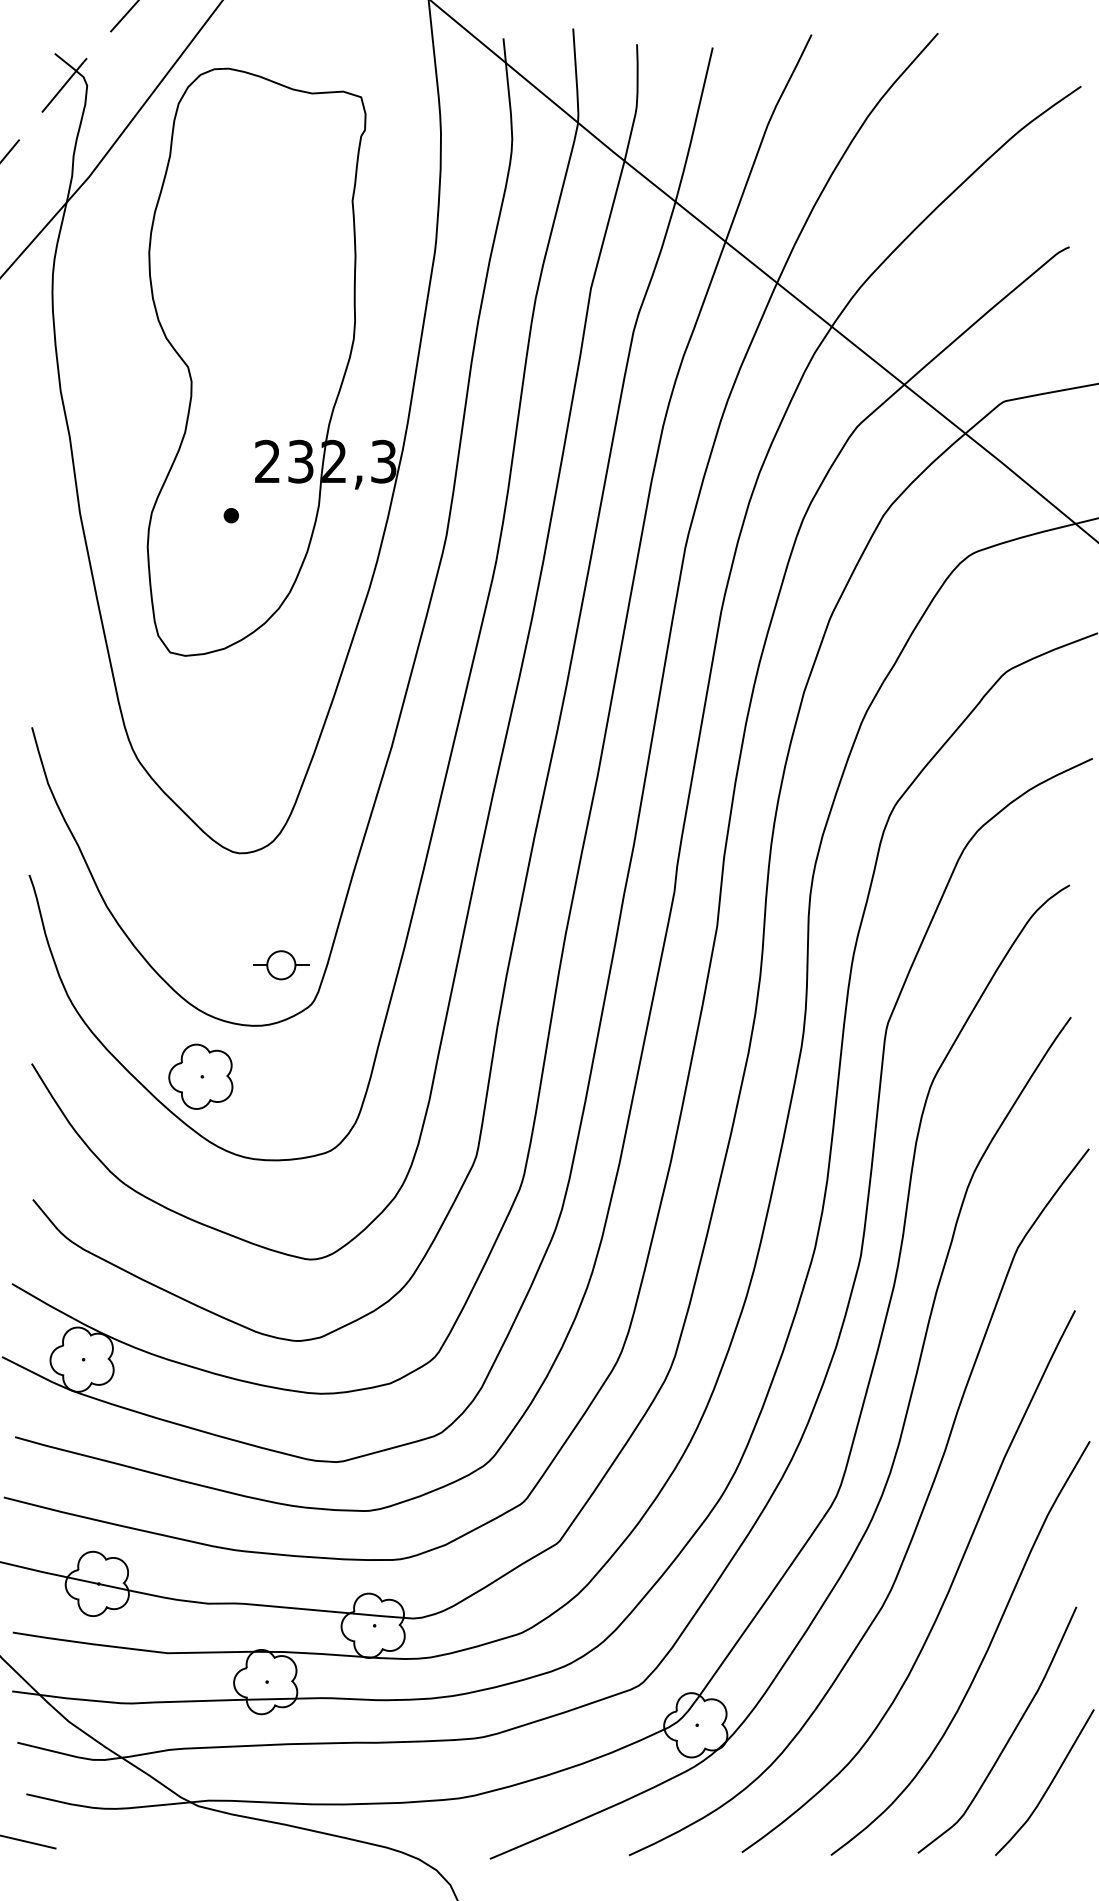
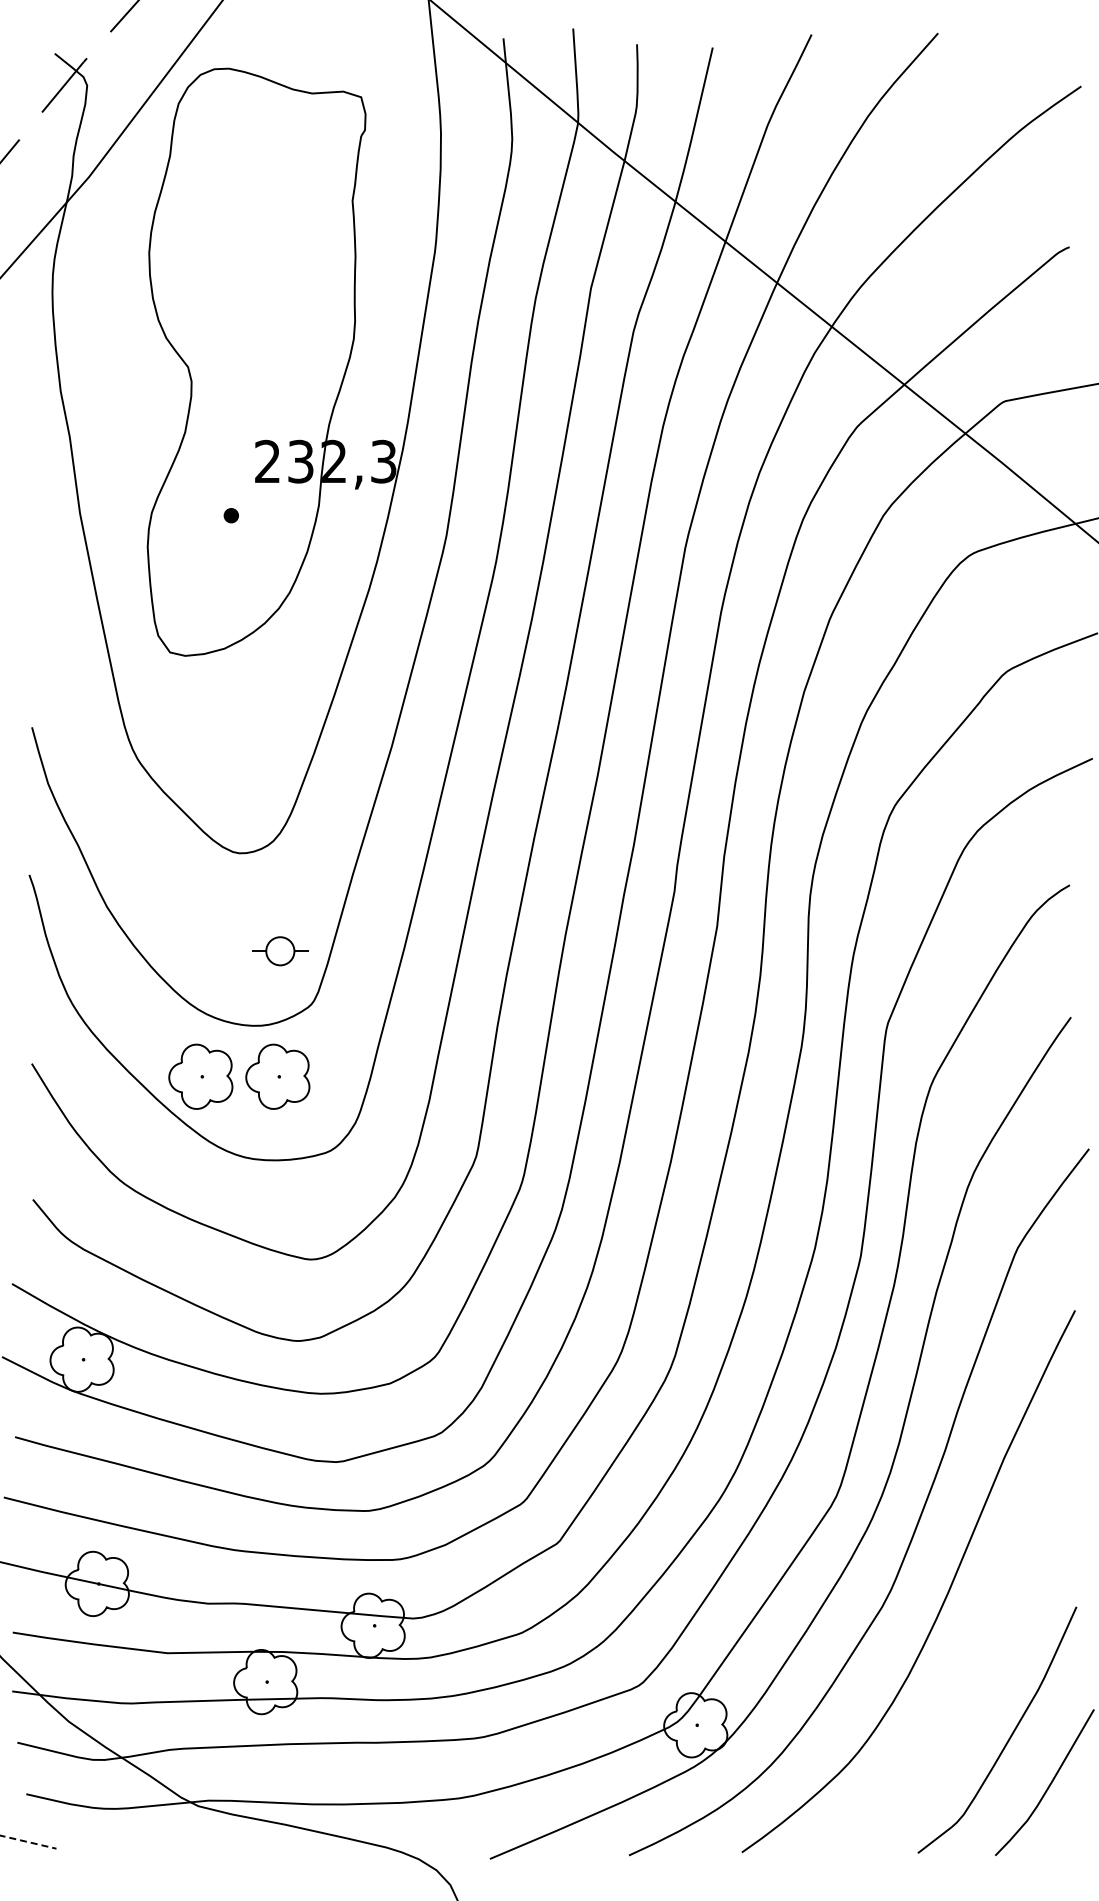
part position: (281, 965) -> (280, 951) (280, 951)
part: none -> present (277, 1076)
curve: present -> none (982, 1658)
line: solid -> dashed (28, 1842)
